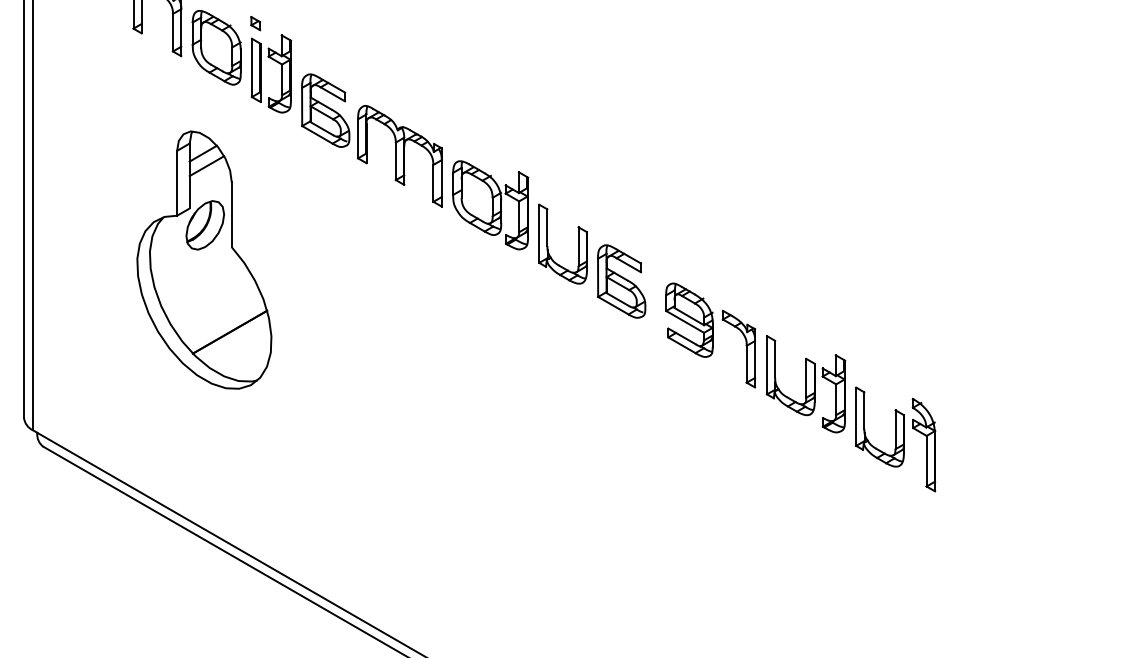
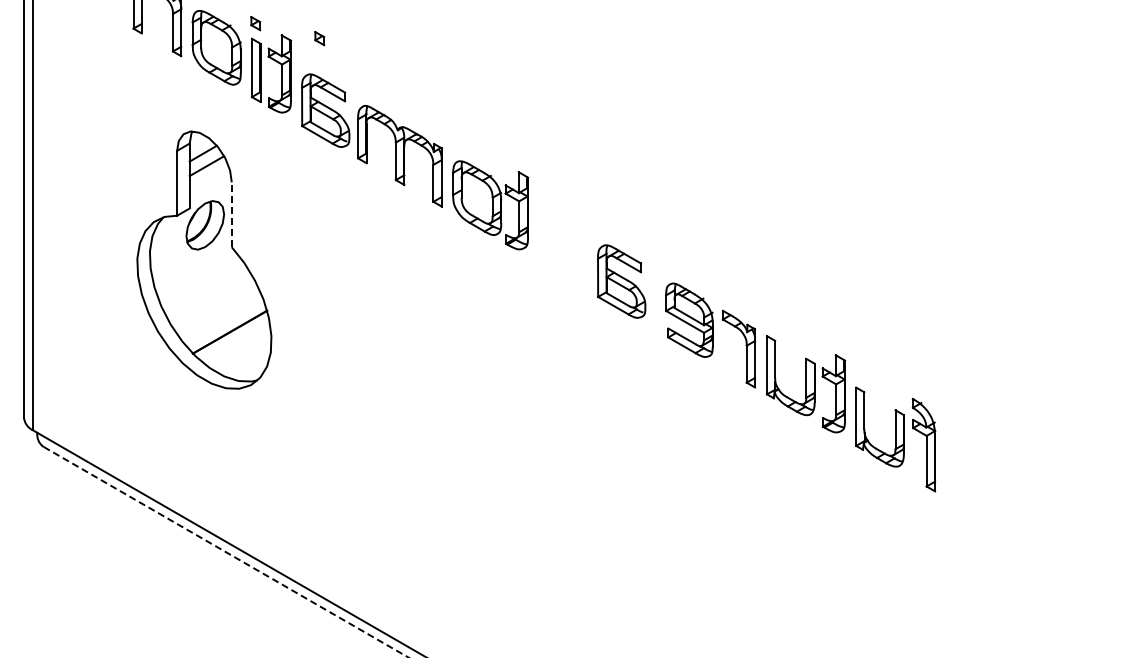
part: none -> present (319, 38)
line: solid -> dashed (231, 214)
part: present -> none (548, 246)
line: solid -> dashed (226, 552)
